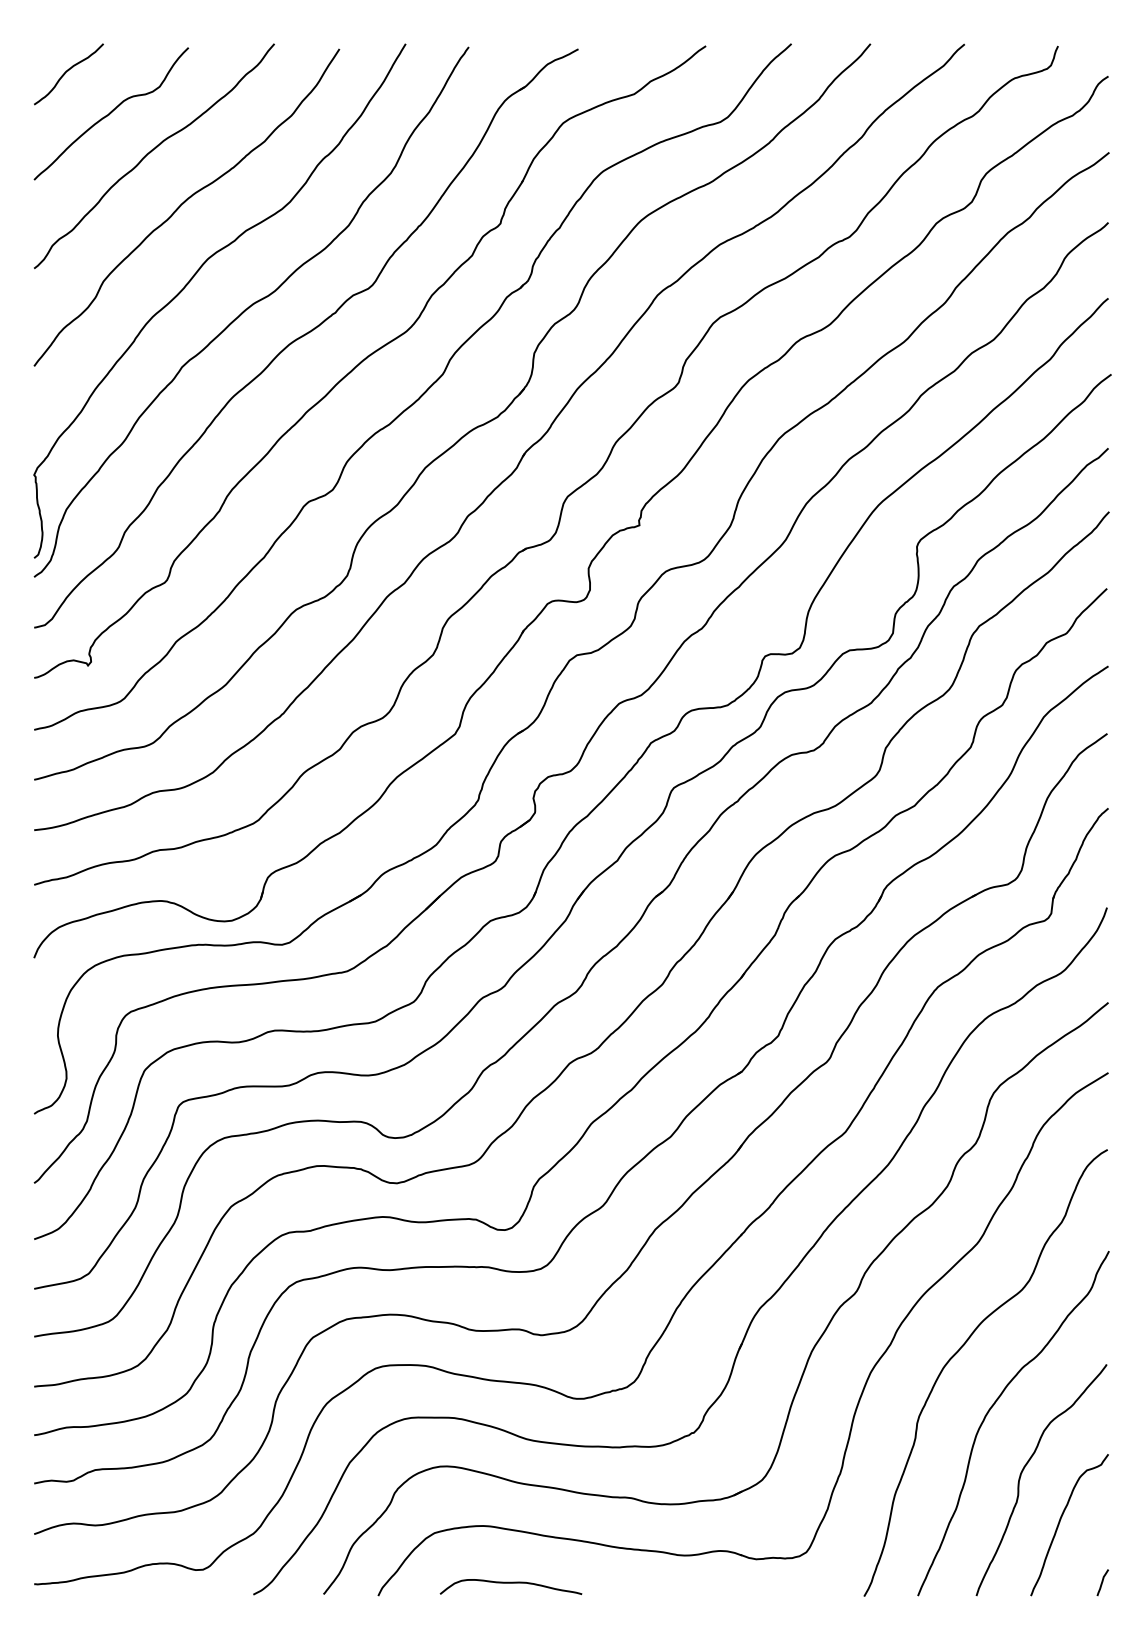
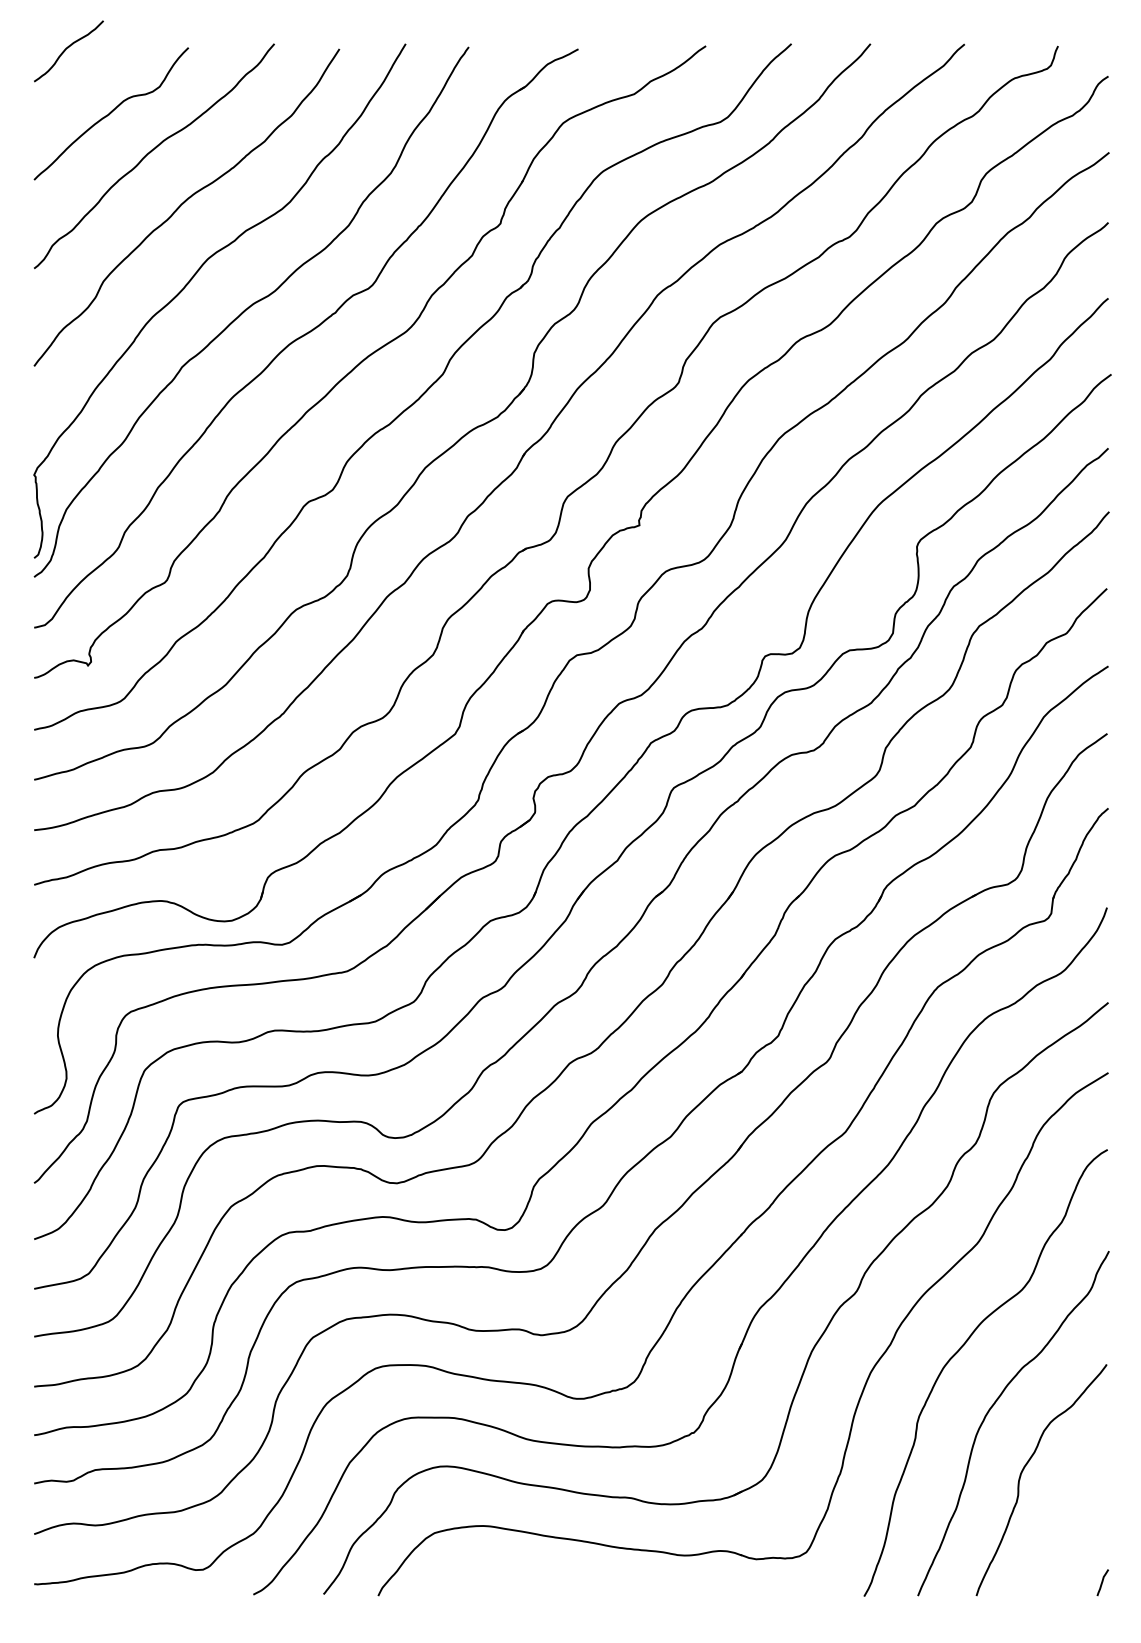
curve position: (66, 72) -> (66, 49) (66, 49)
curve: present -> none (1060, 1522)
curve: present -> none (510, 1583)
